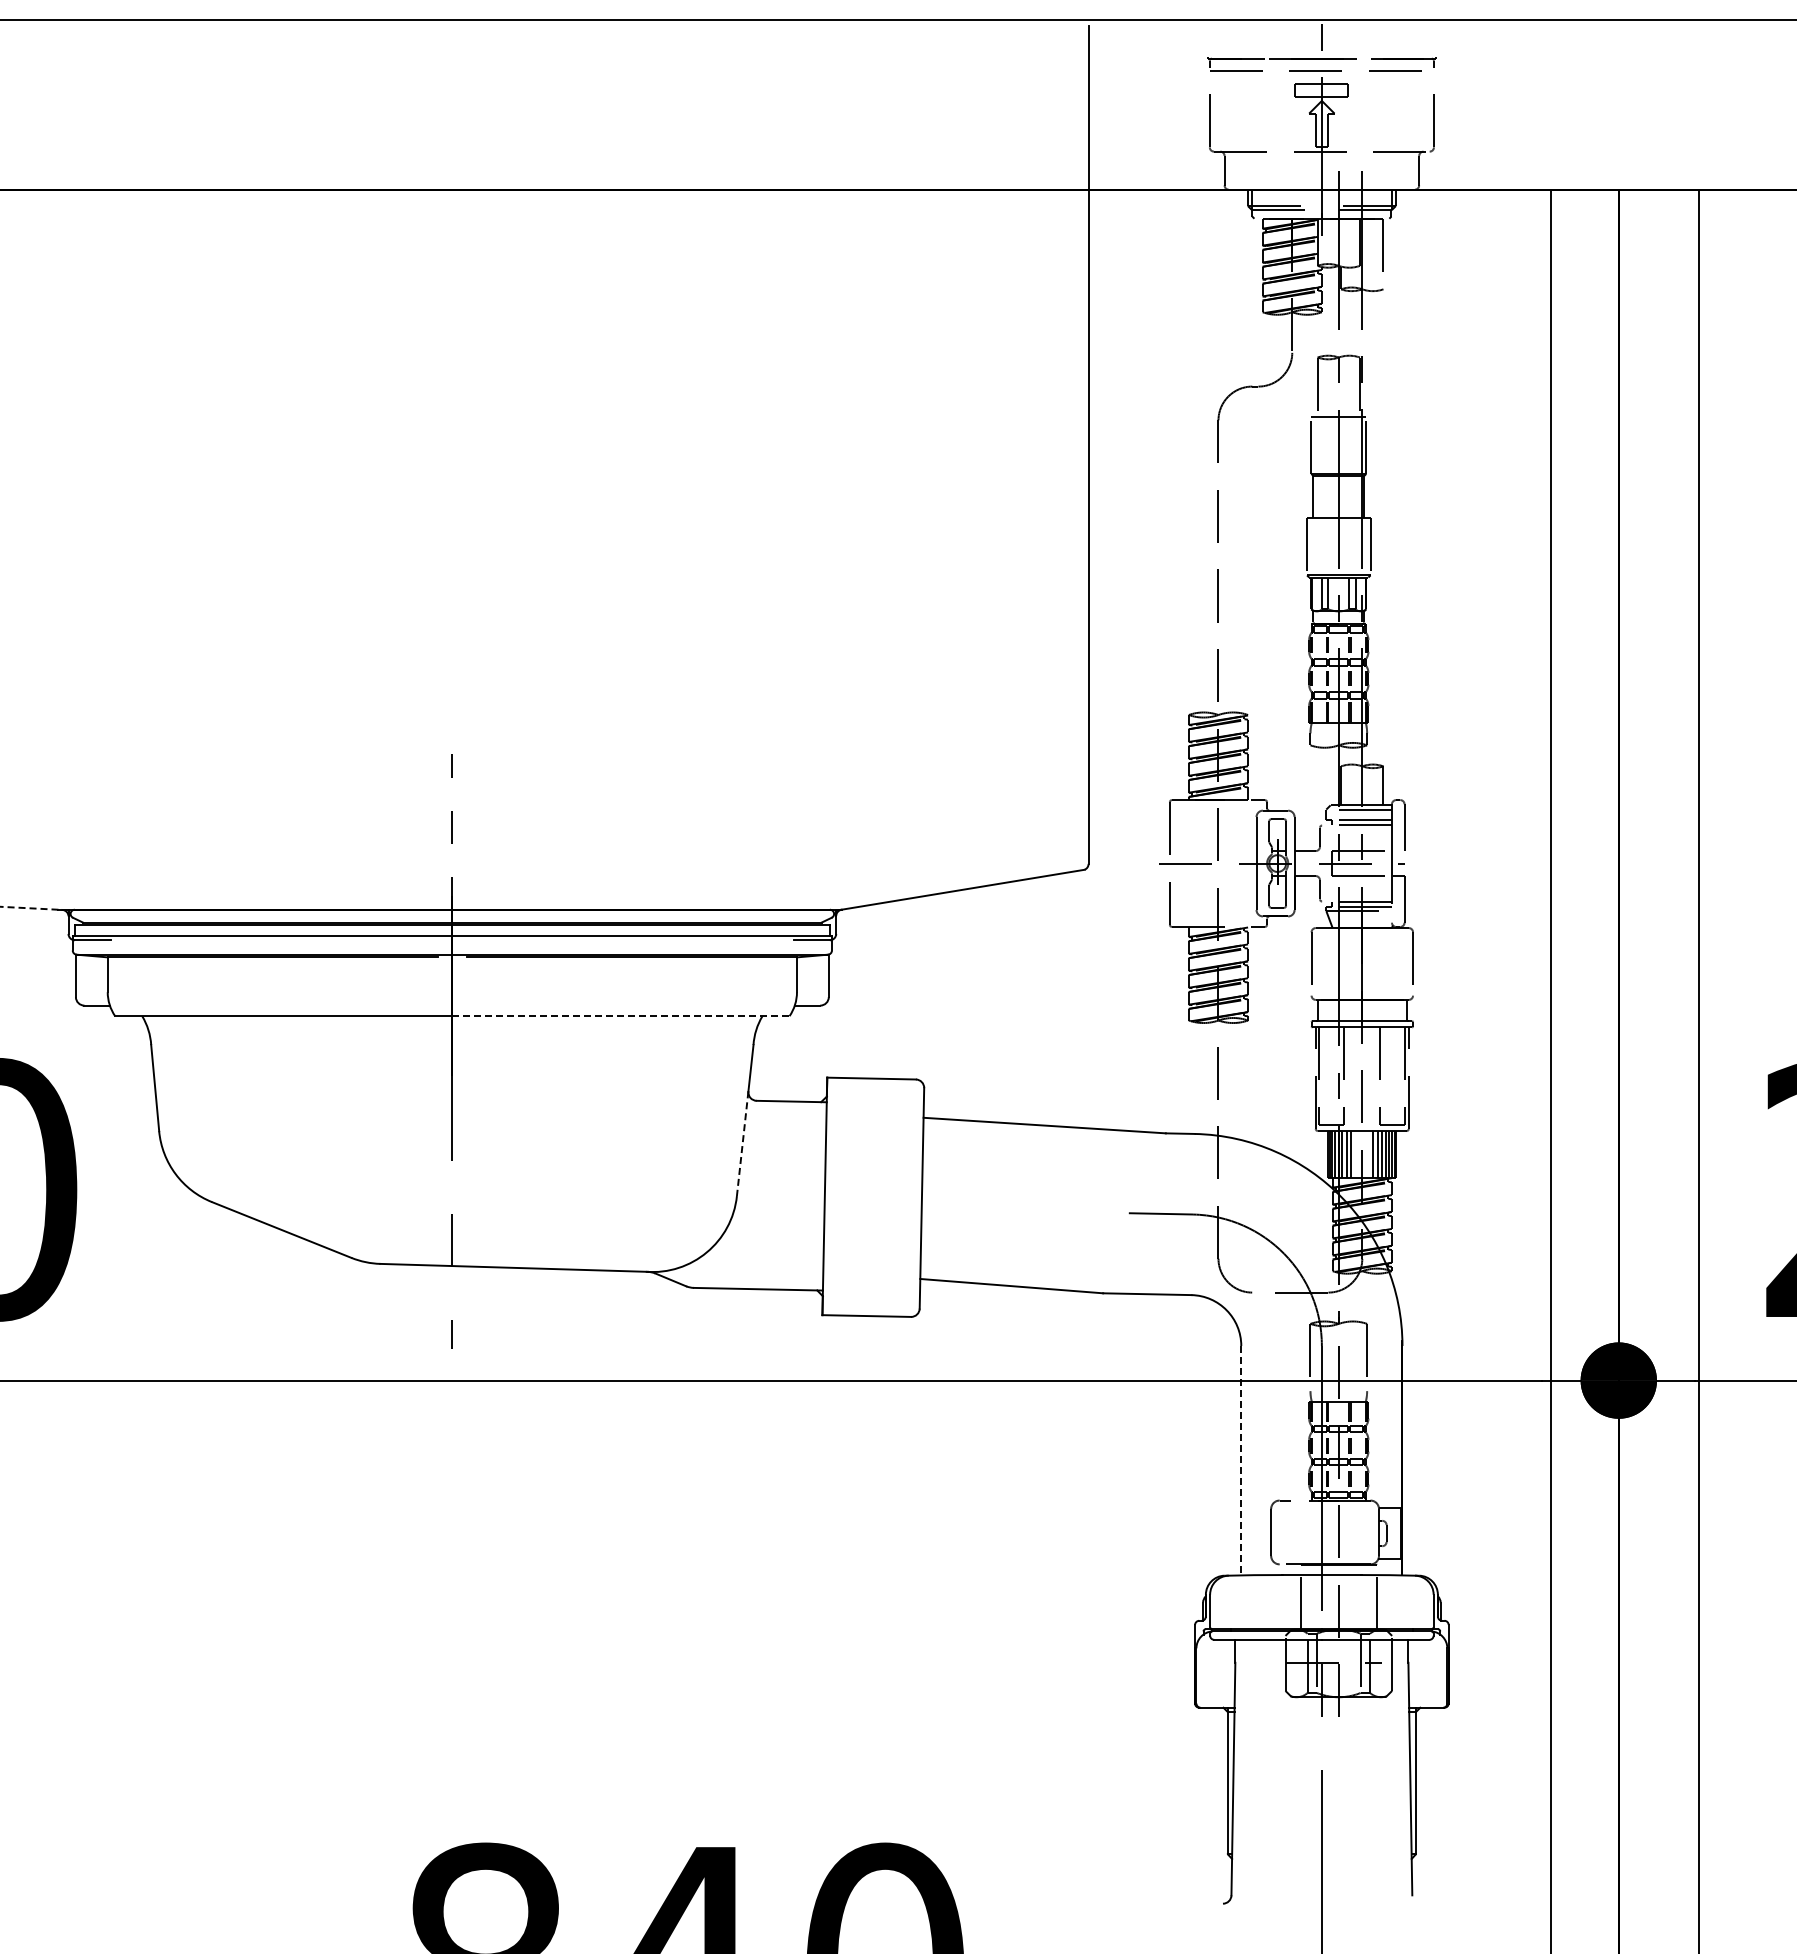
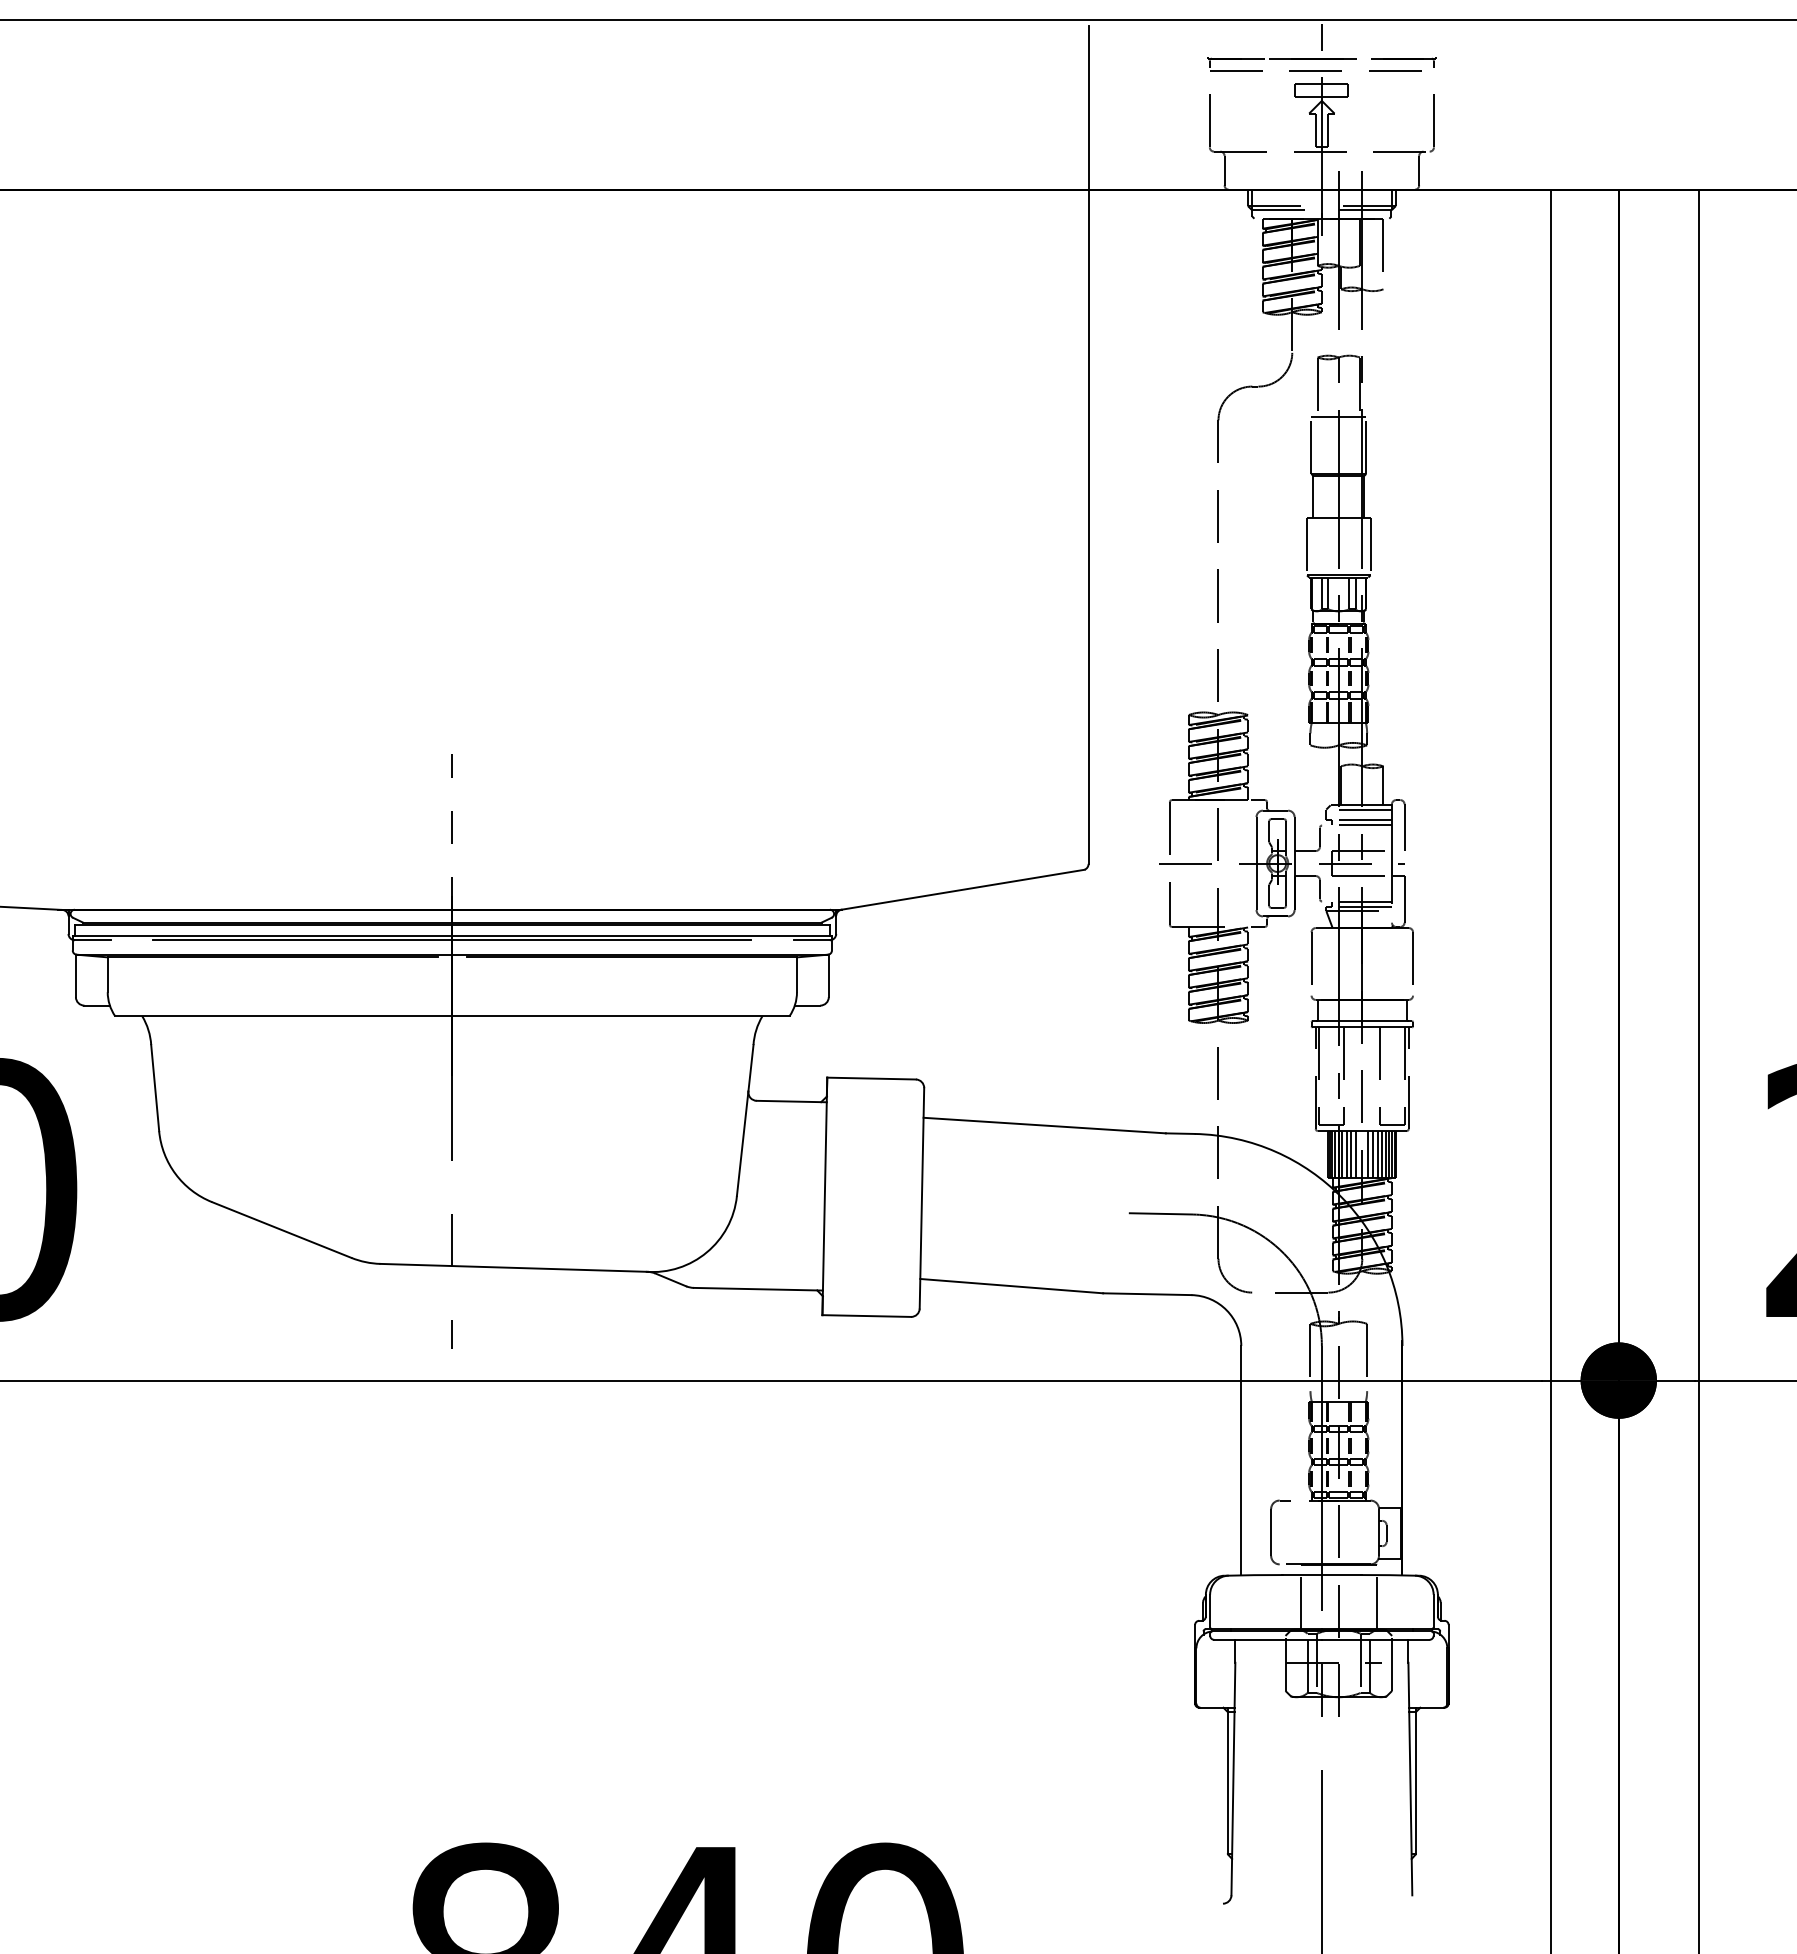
line: dashed -> solid (31, 908)
line: none -> present (452, 940)
line: dashed -> solid (620, 1016)
line: dashed -> solid (742, 1143)
line: none -> present (1356, 1154)
line: none -> present (1368, 1154)
line: dashed -> solid (1241, 1460)
